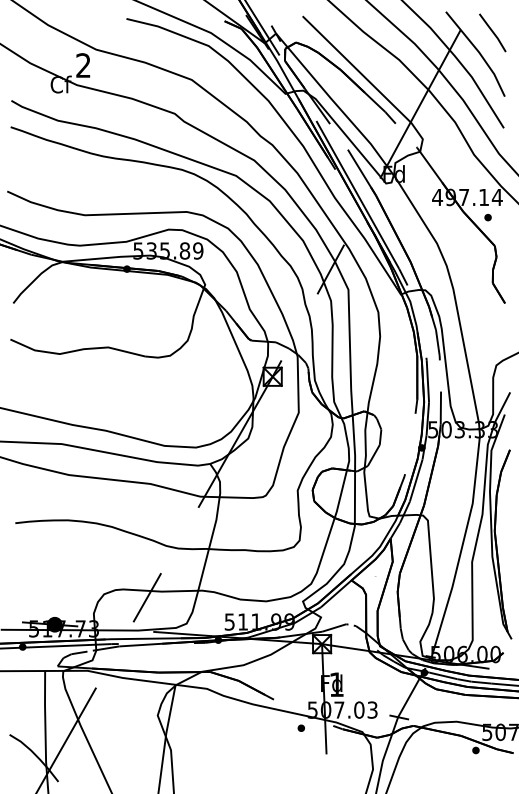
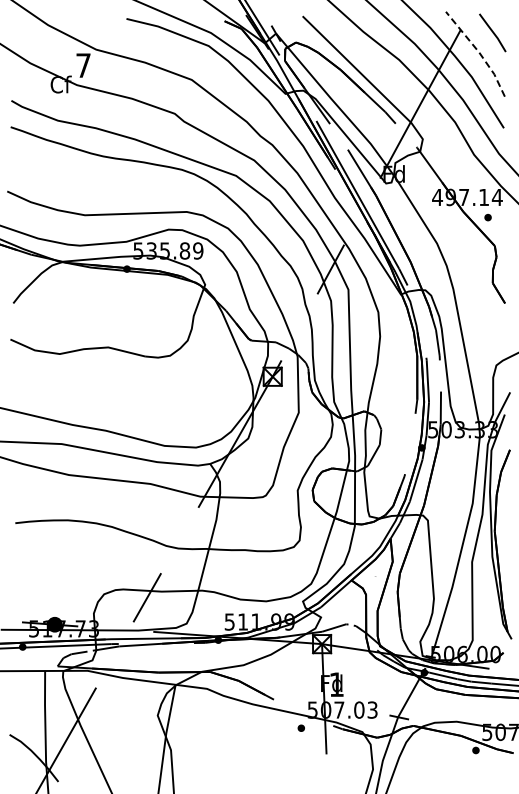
line: solid -> dashed (479, 52)
text: 2 -> 7 (83, 65)
